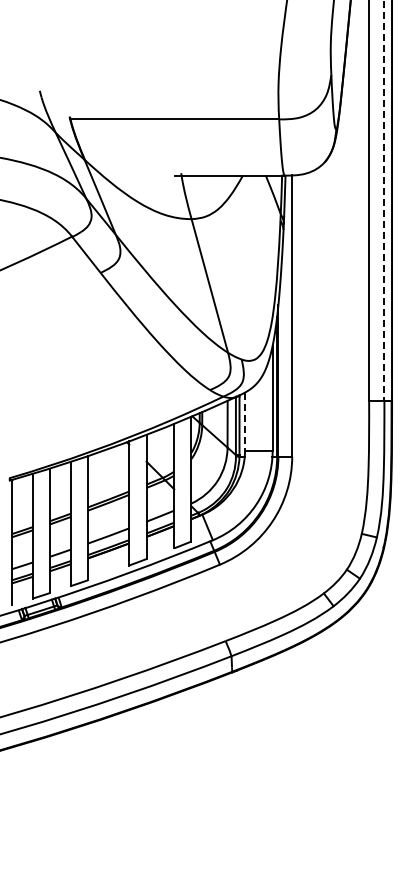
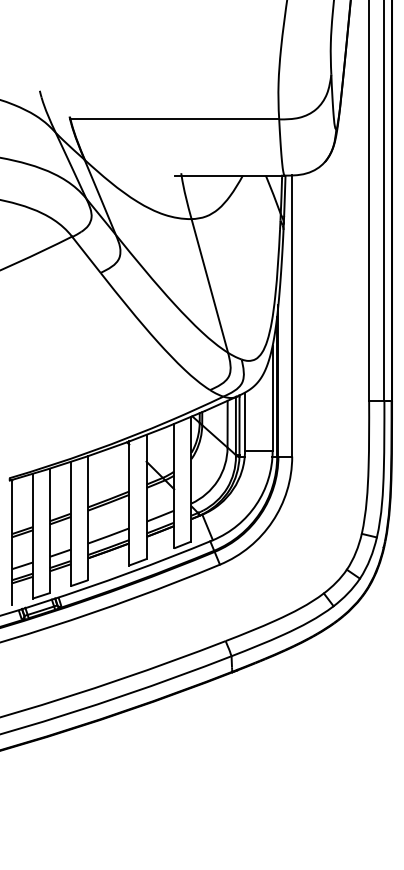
line: dashed -> solid (384, 201)
line: dashed -> solid (245, 422)
